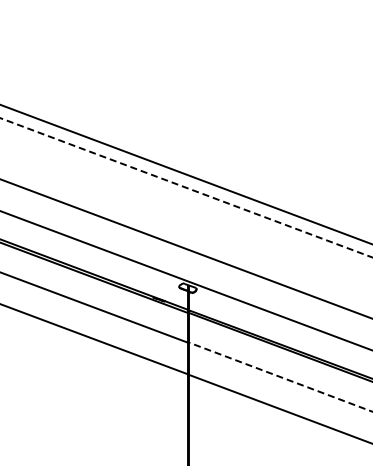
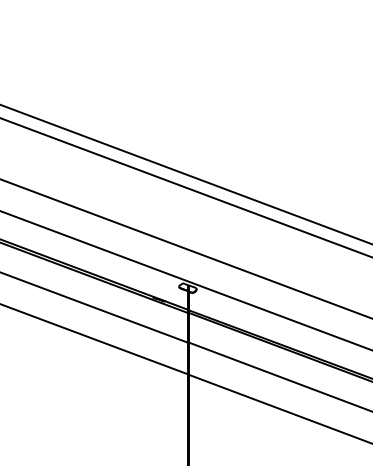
line: dashed -> solid (185, 187)
line: dashed -> solid (281, 377)
